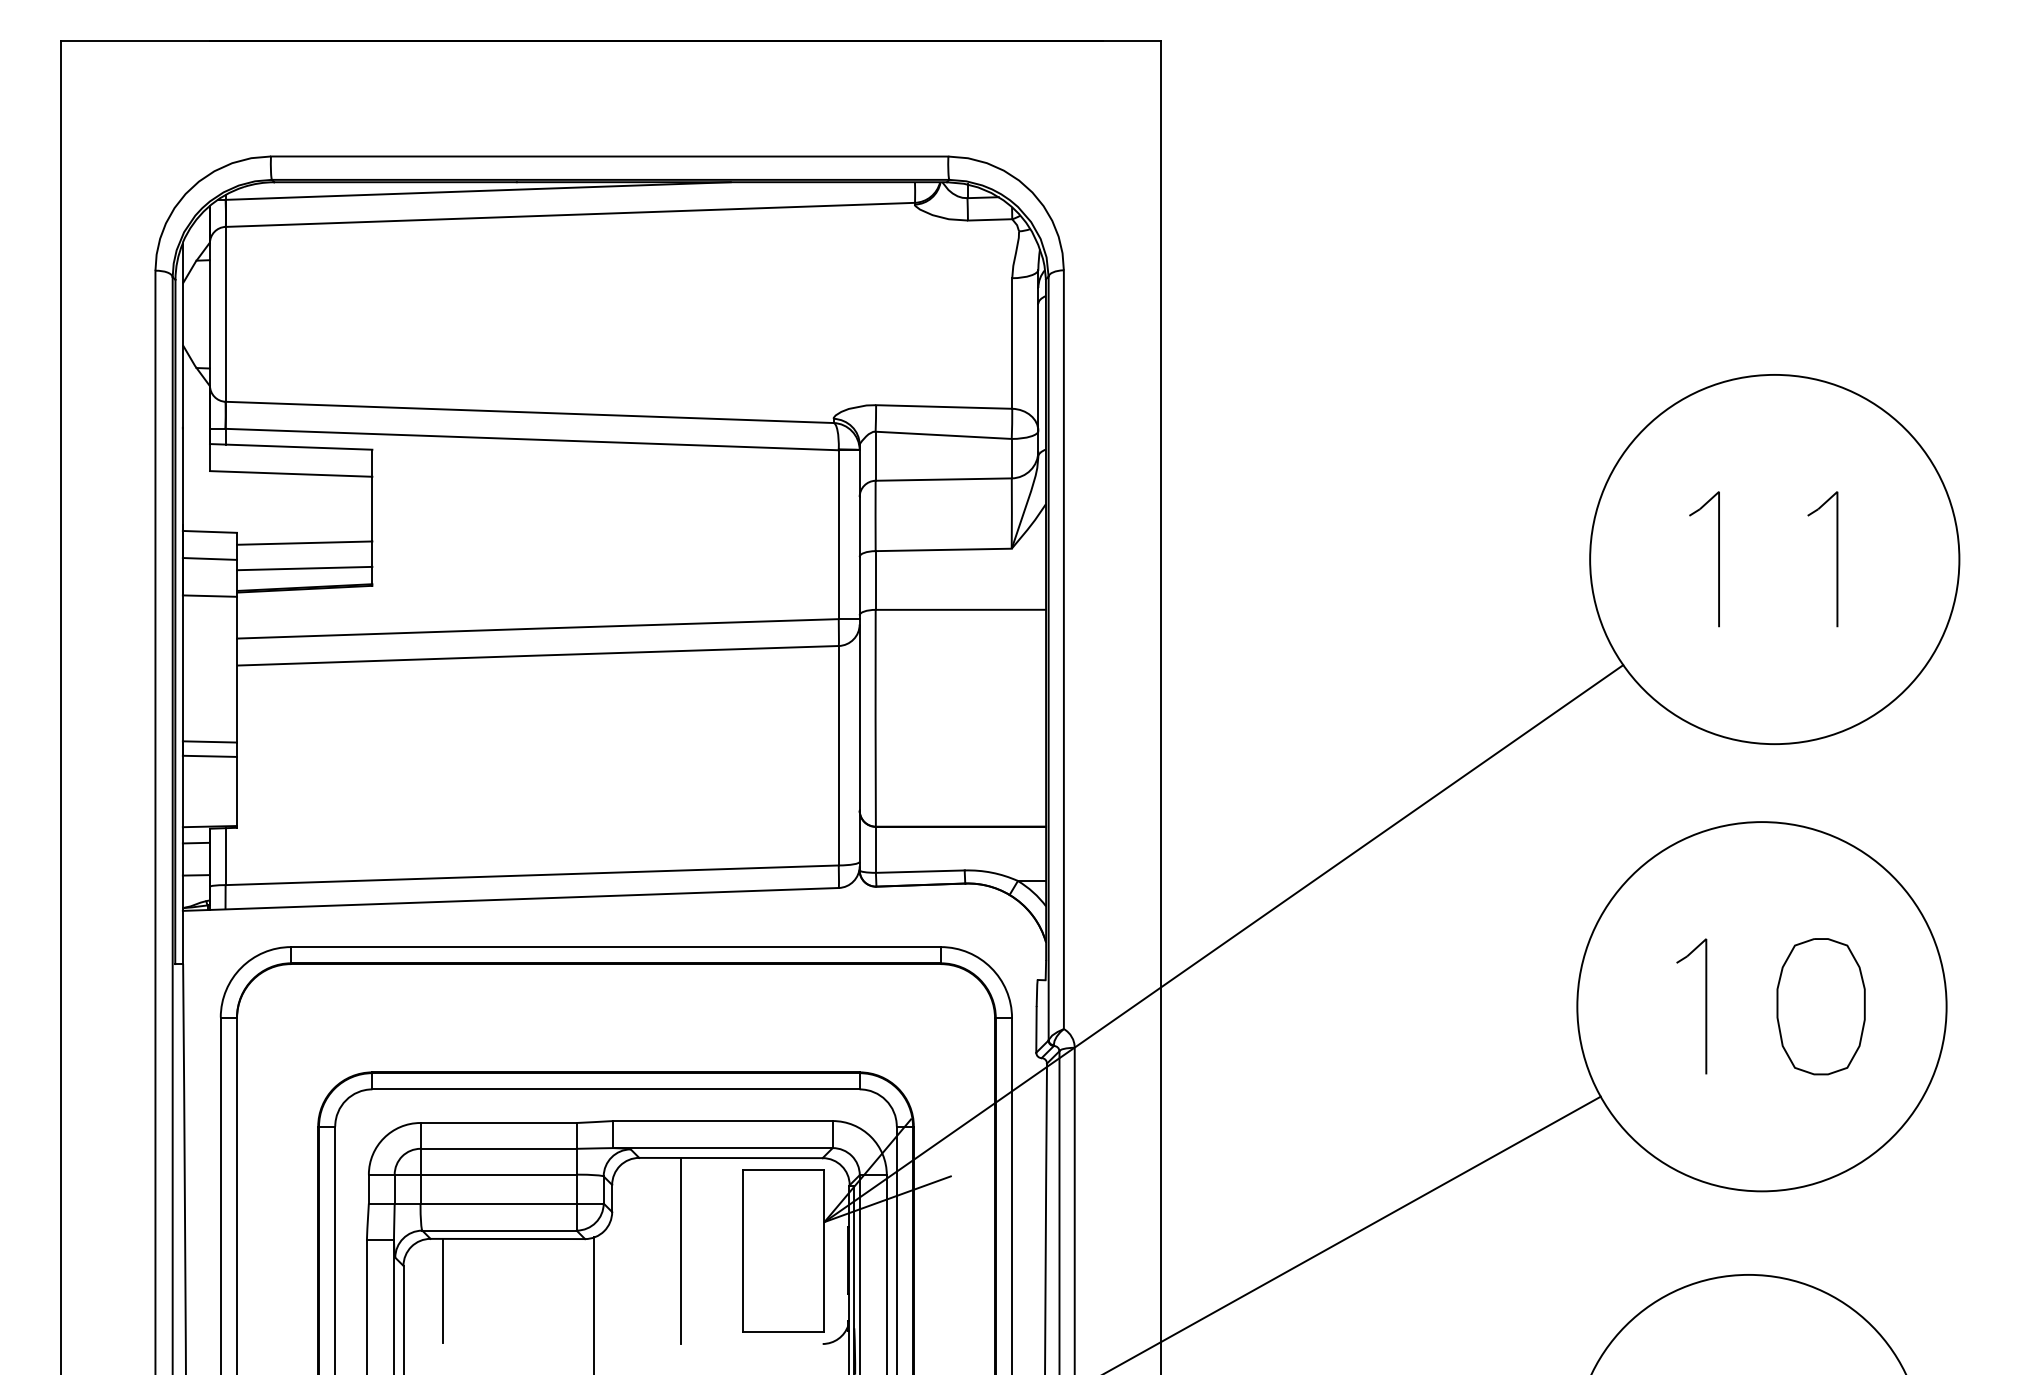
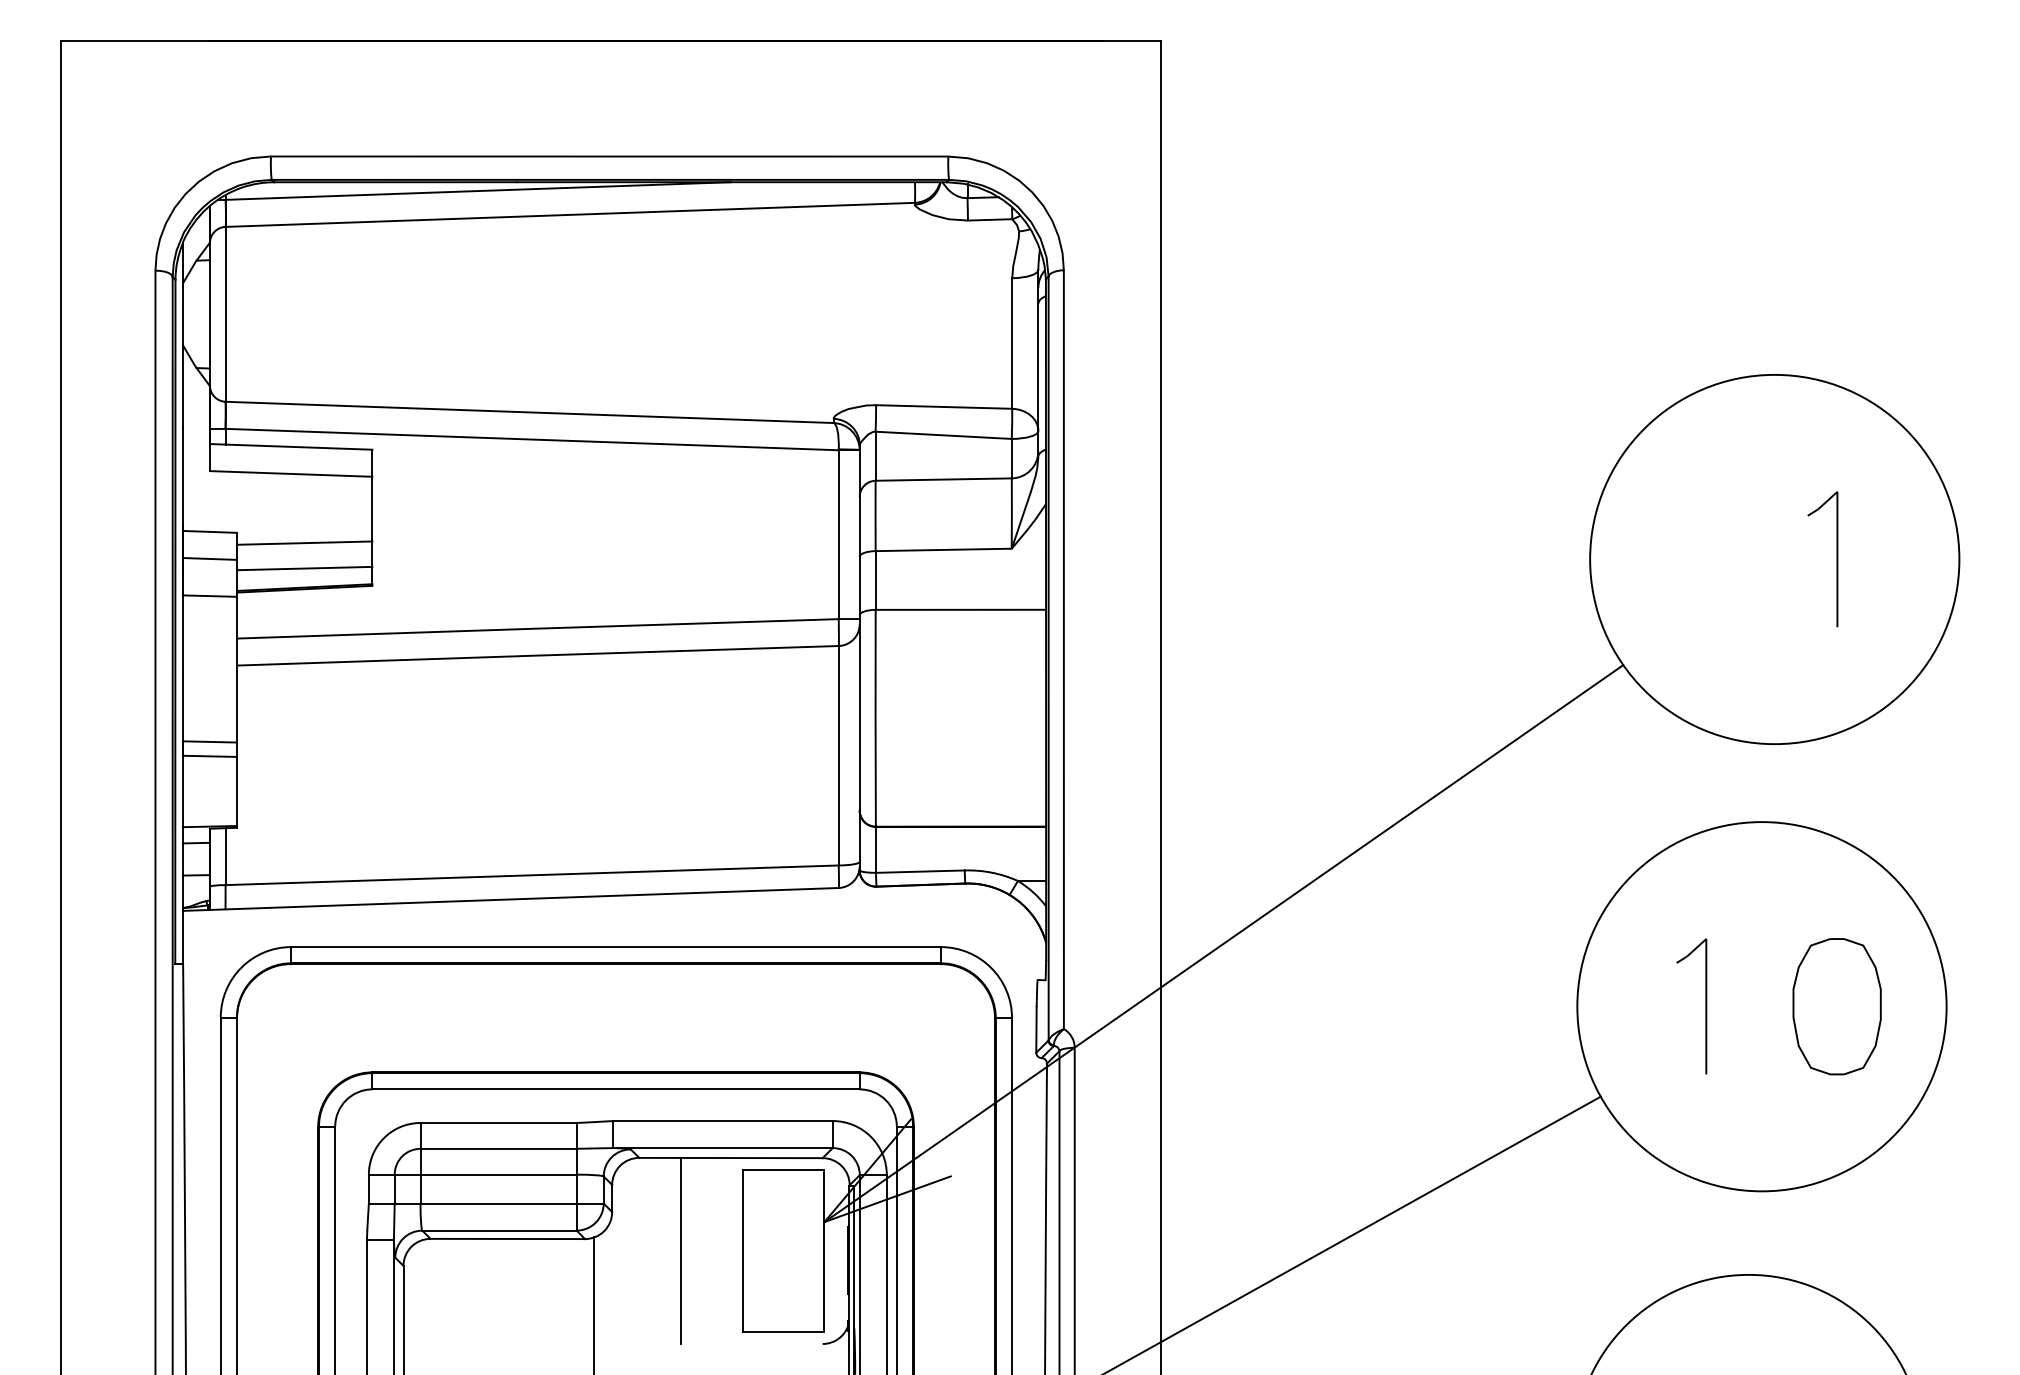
part: present -> none (1718, 559)
part position: (1820, 1006) -> (1836, 1006) (1836, 1006)
line: present -> none (442, 1290)
